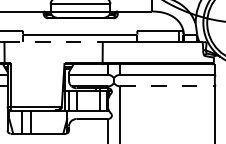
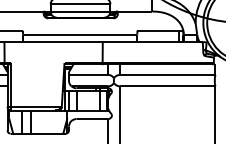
line: dashed -> solid (54, 42)
line: dashed -> solid (168, 86)
